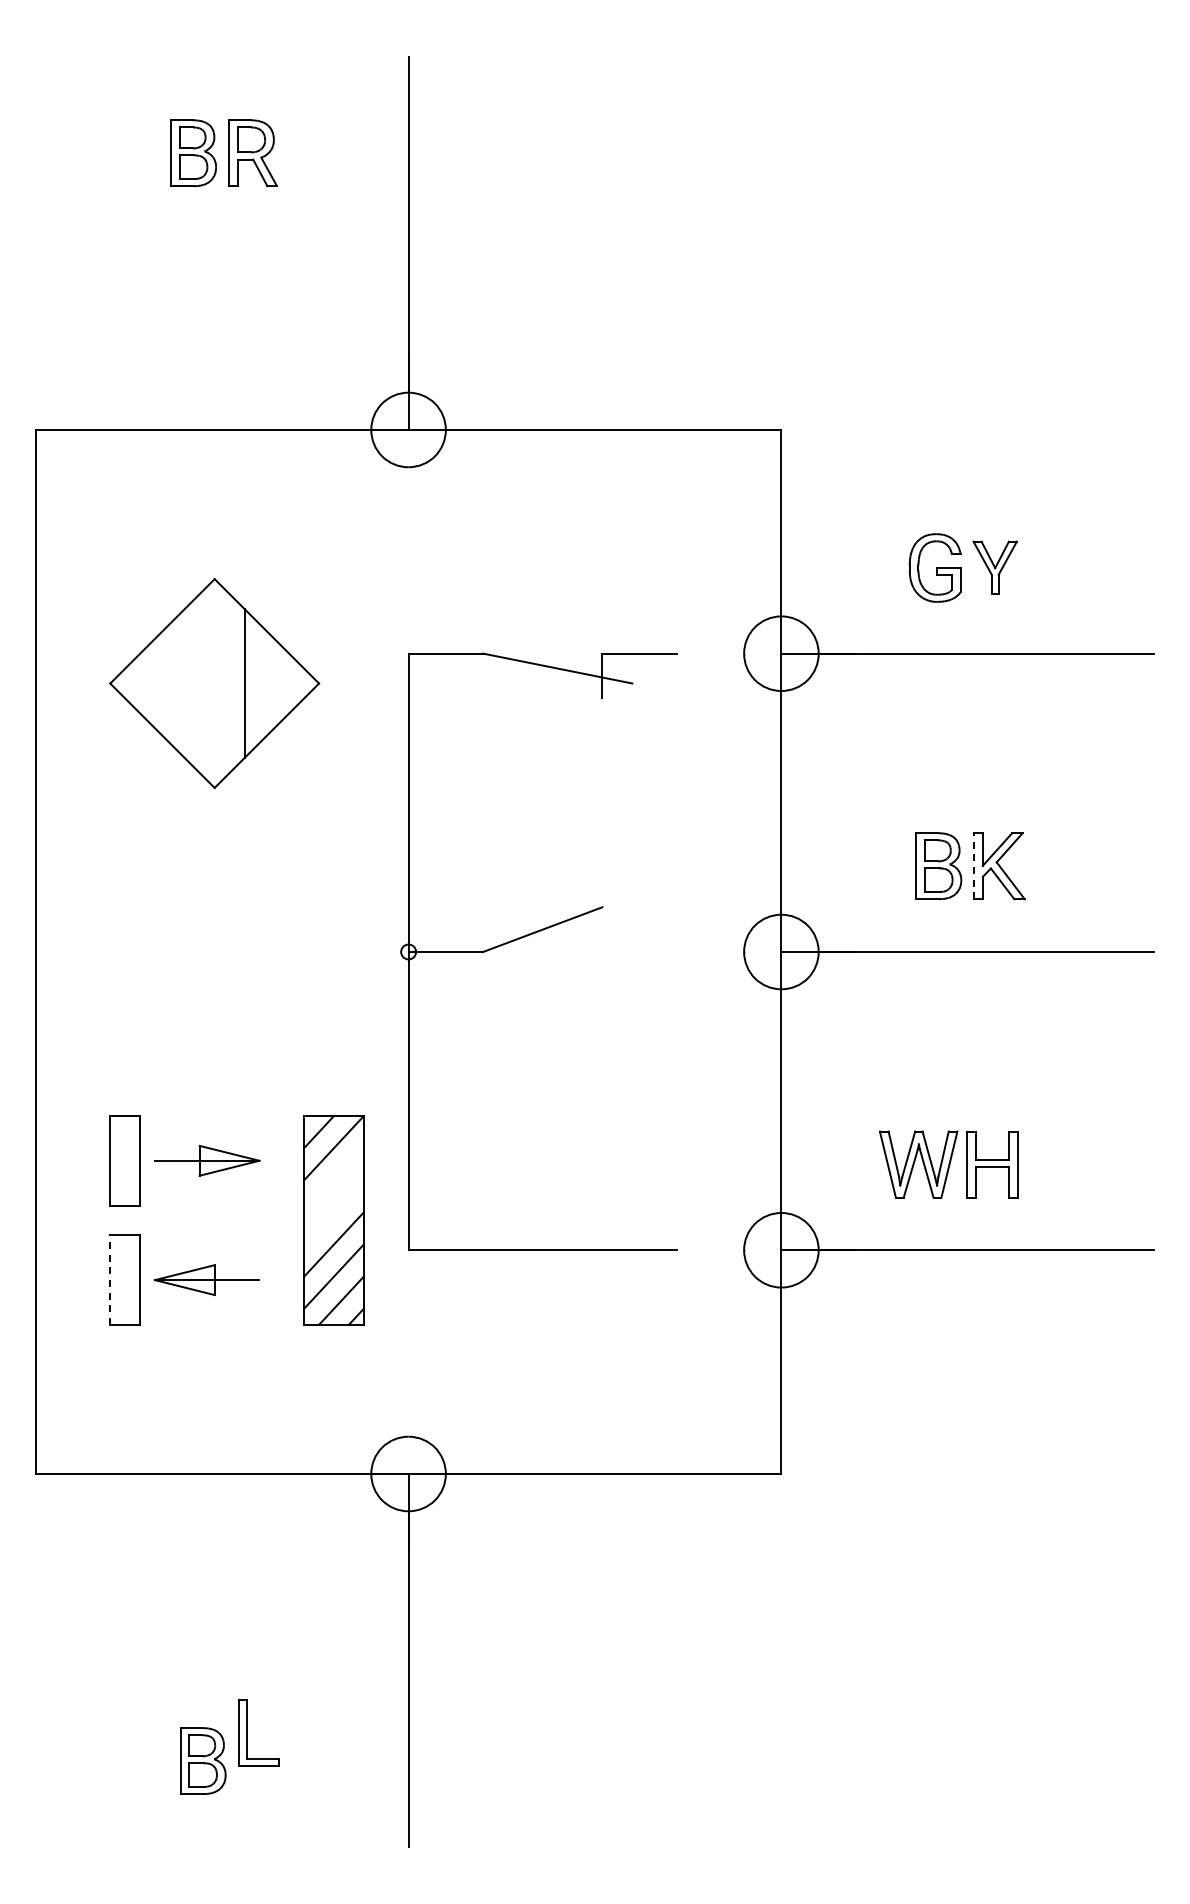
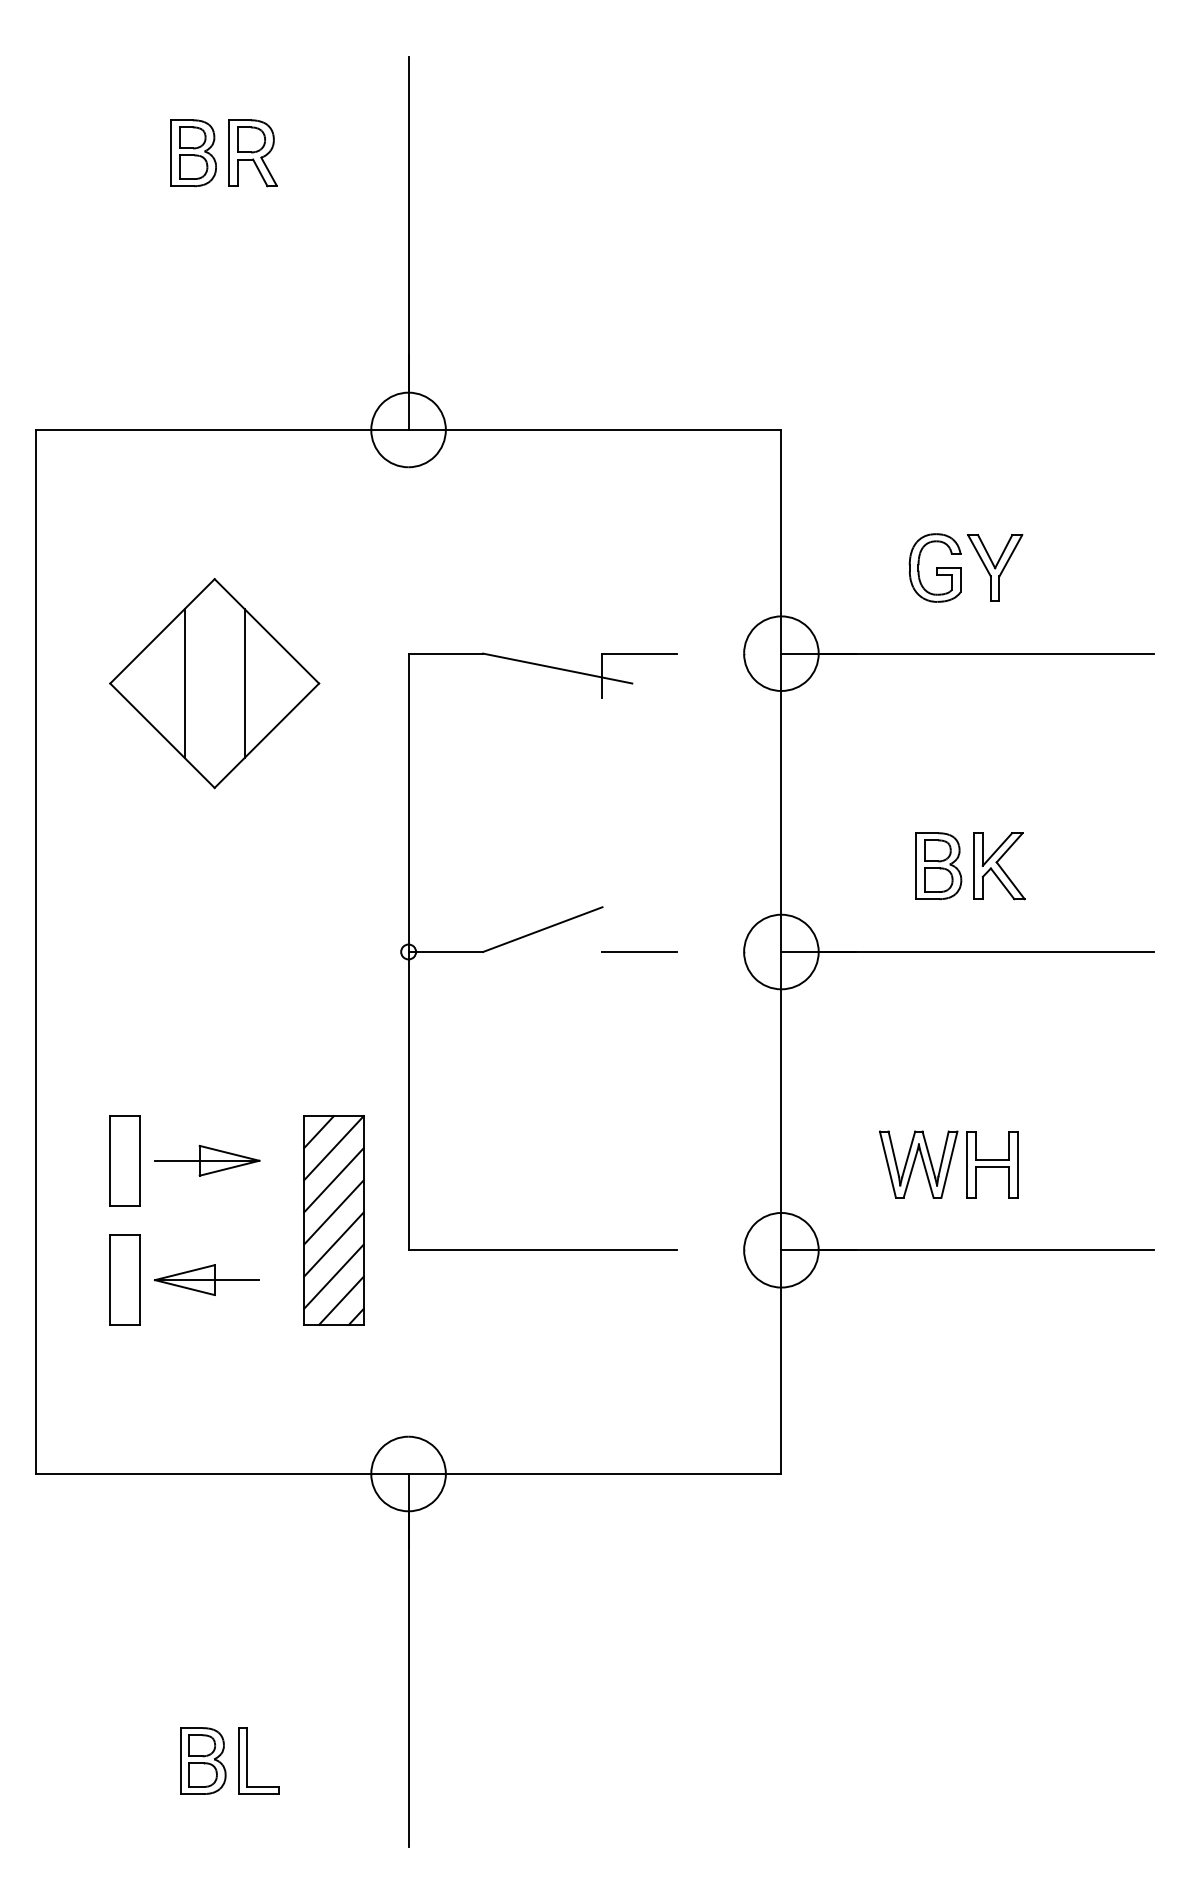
part size: 46x55 px -> 57x68 px (995, 567)
line: none -> present (184, 683)
line: dashed -> solid (974, 866)
line: none -> present (639, 951)
line: none -> present (333, 1180)
line: none -> present (333, 1212)
line: dashed -> solid (110, 1280)
part position: (247, 1732) -> (247, 1760) (247, 1760)
